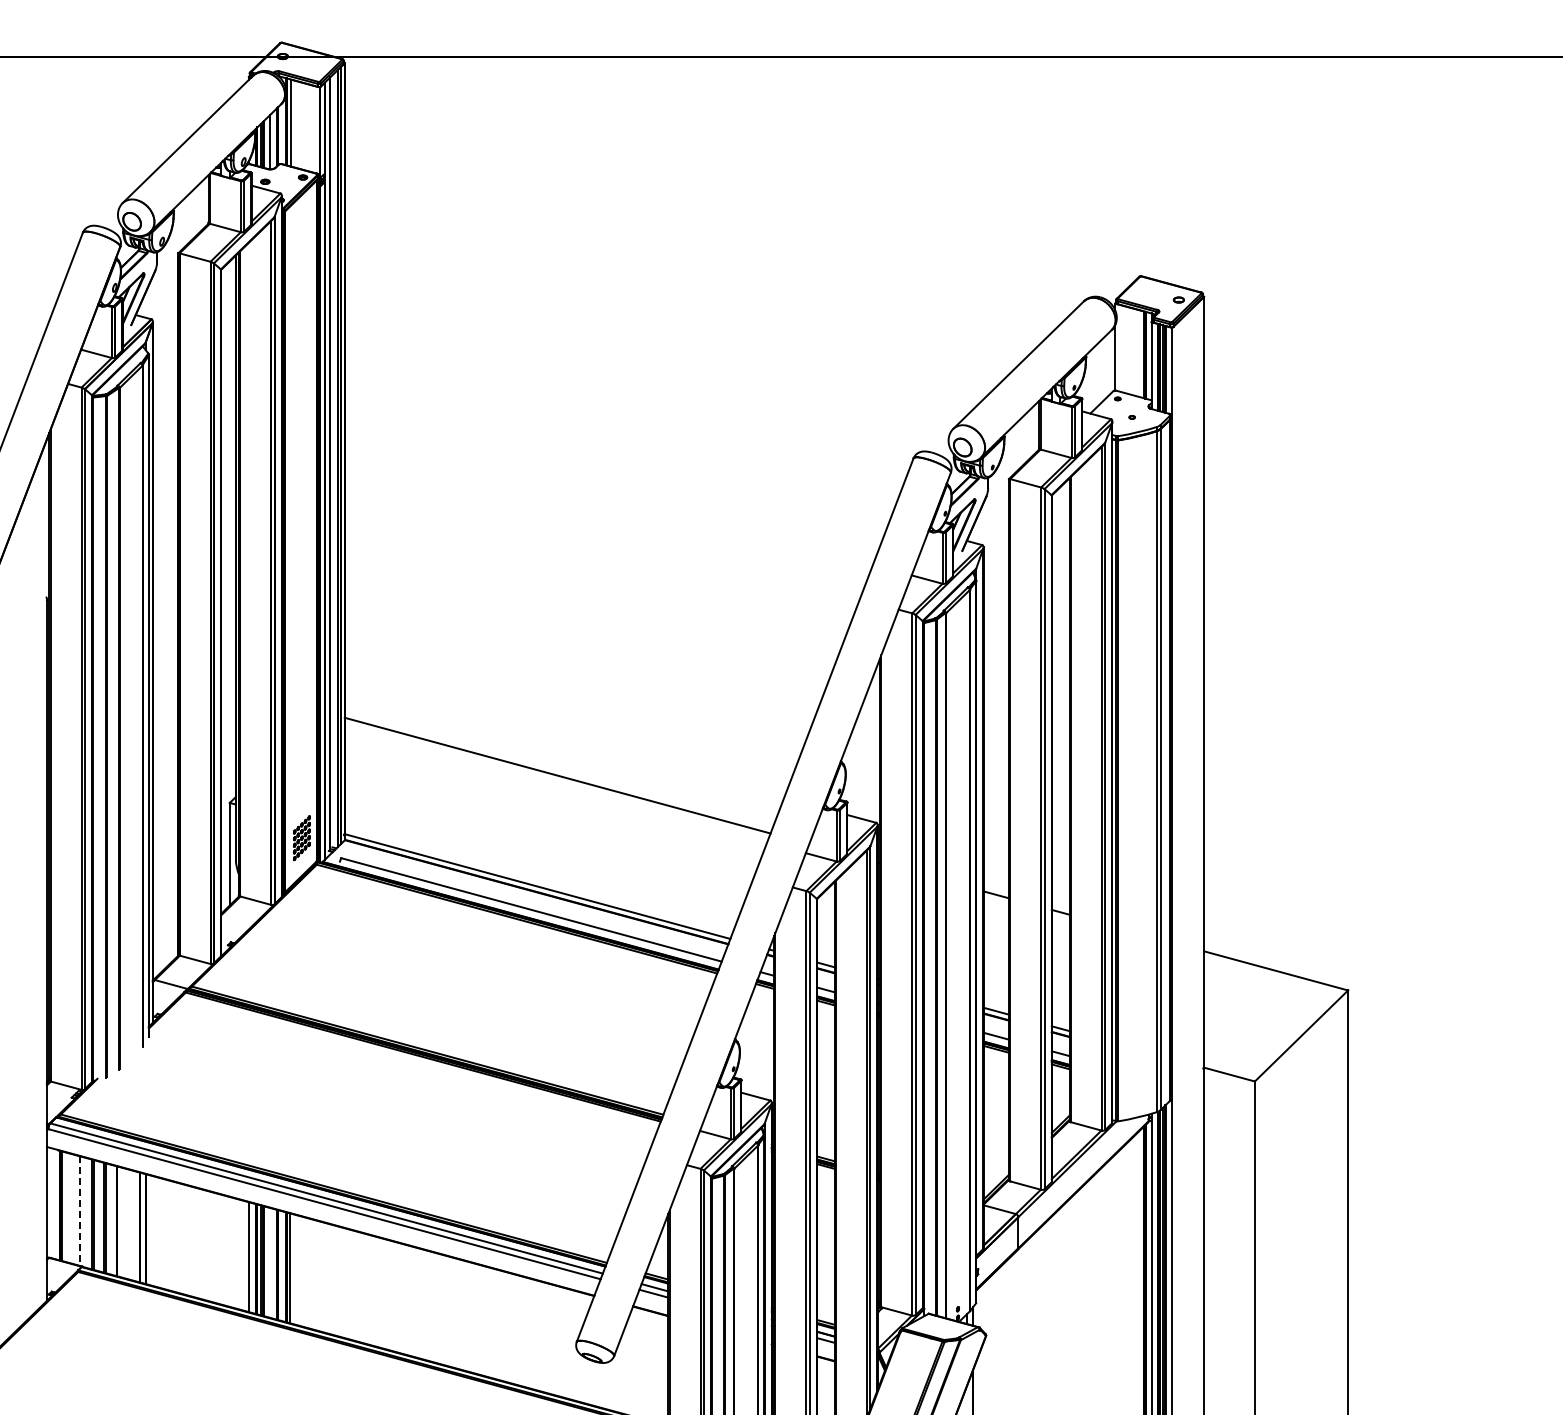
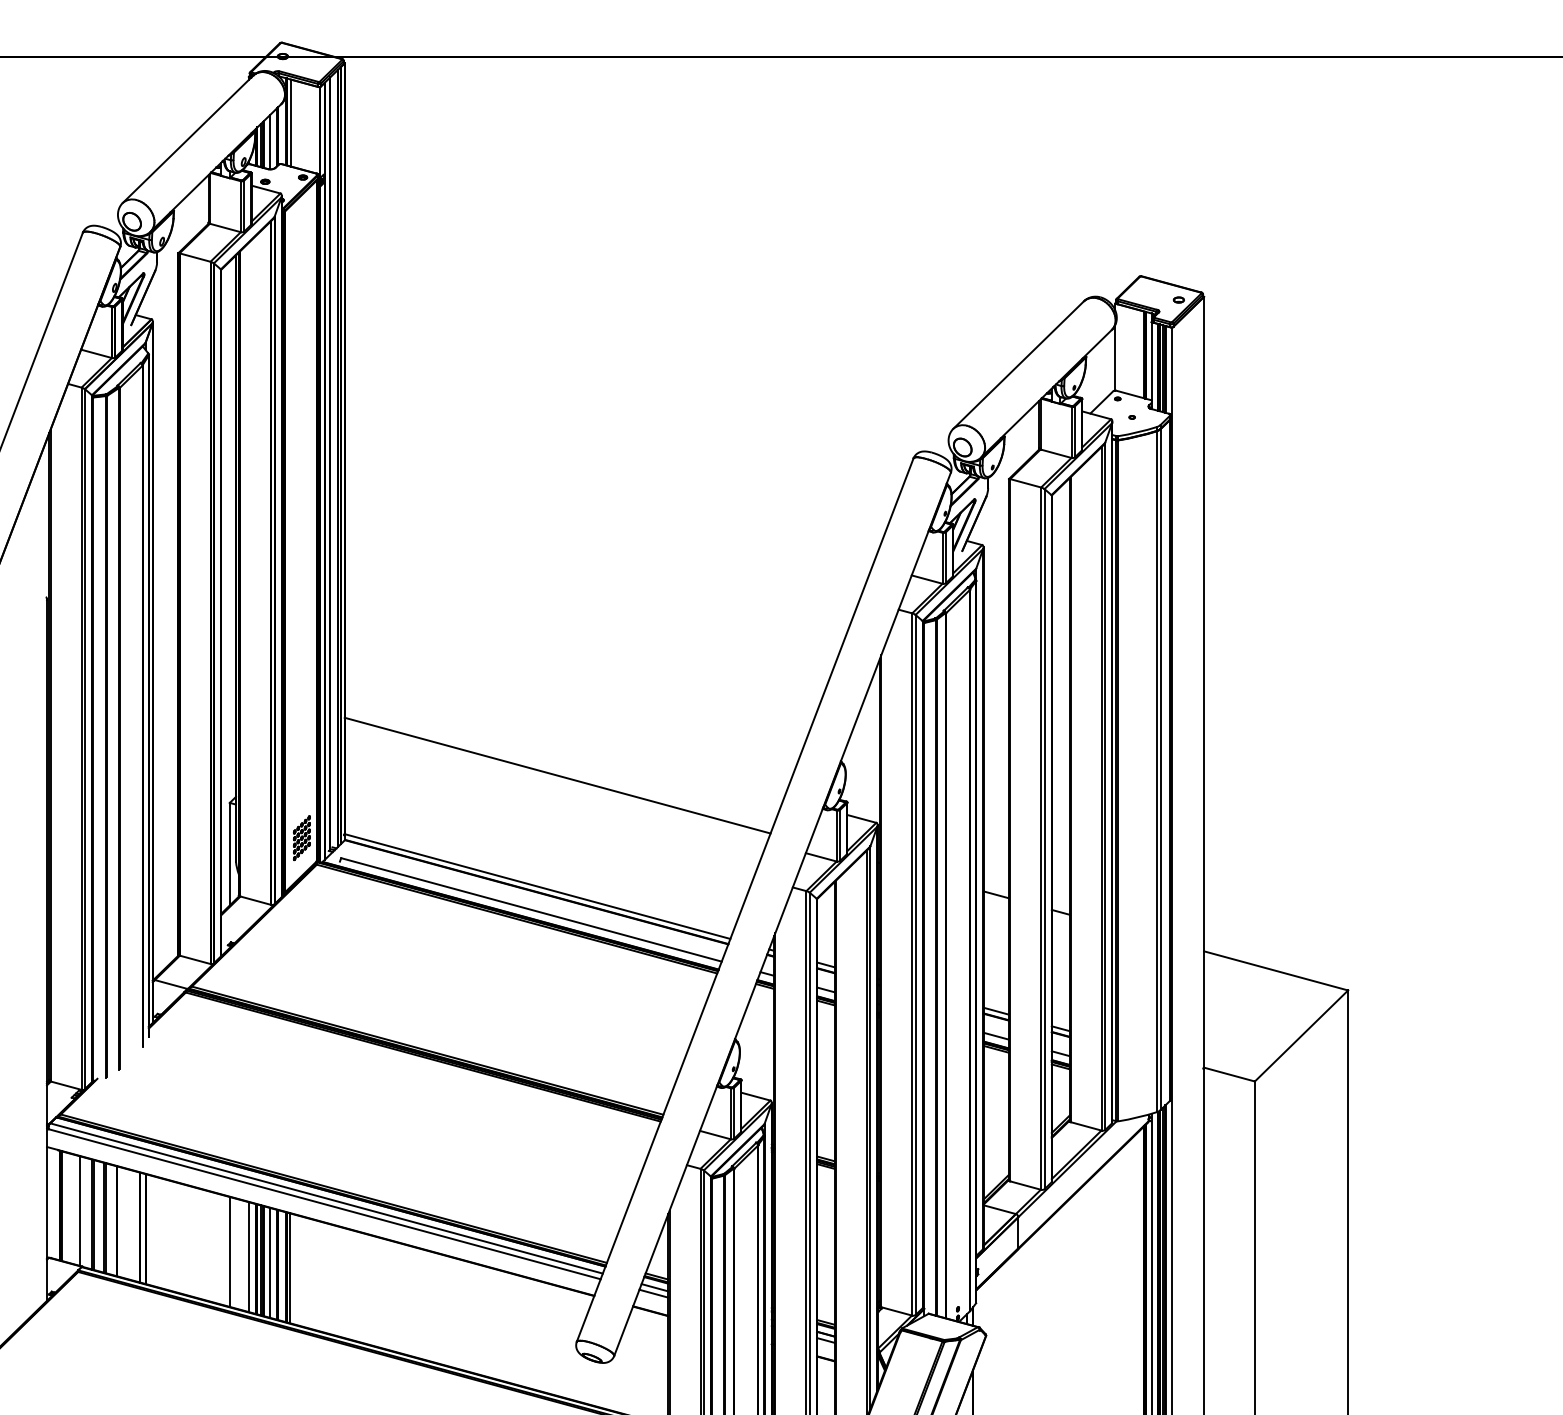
line: dashed -> solid (80, 1211)
line: none -> present (229, 1251)
line: none -> present (269, 1262)
